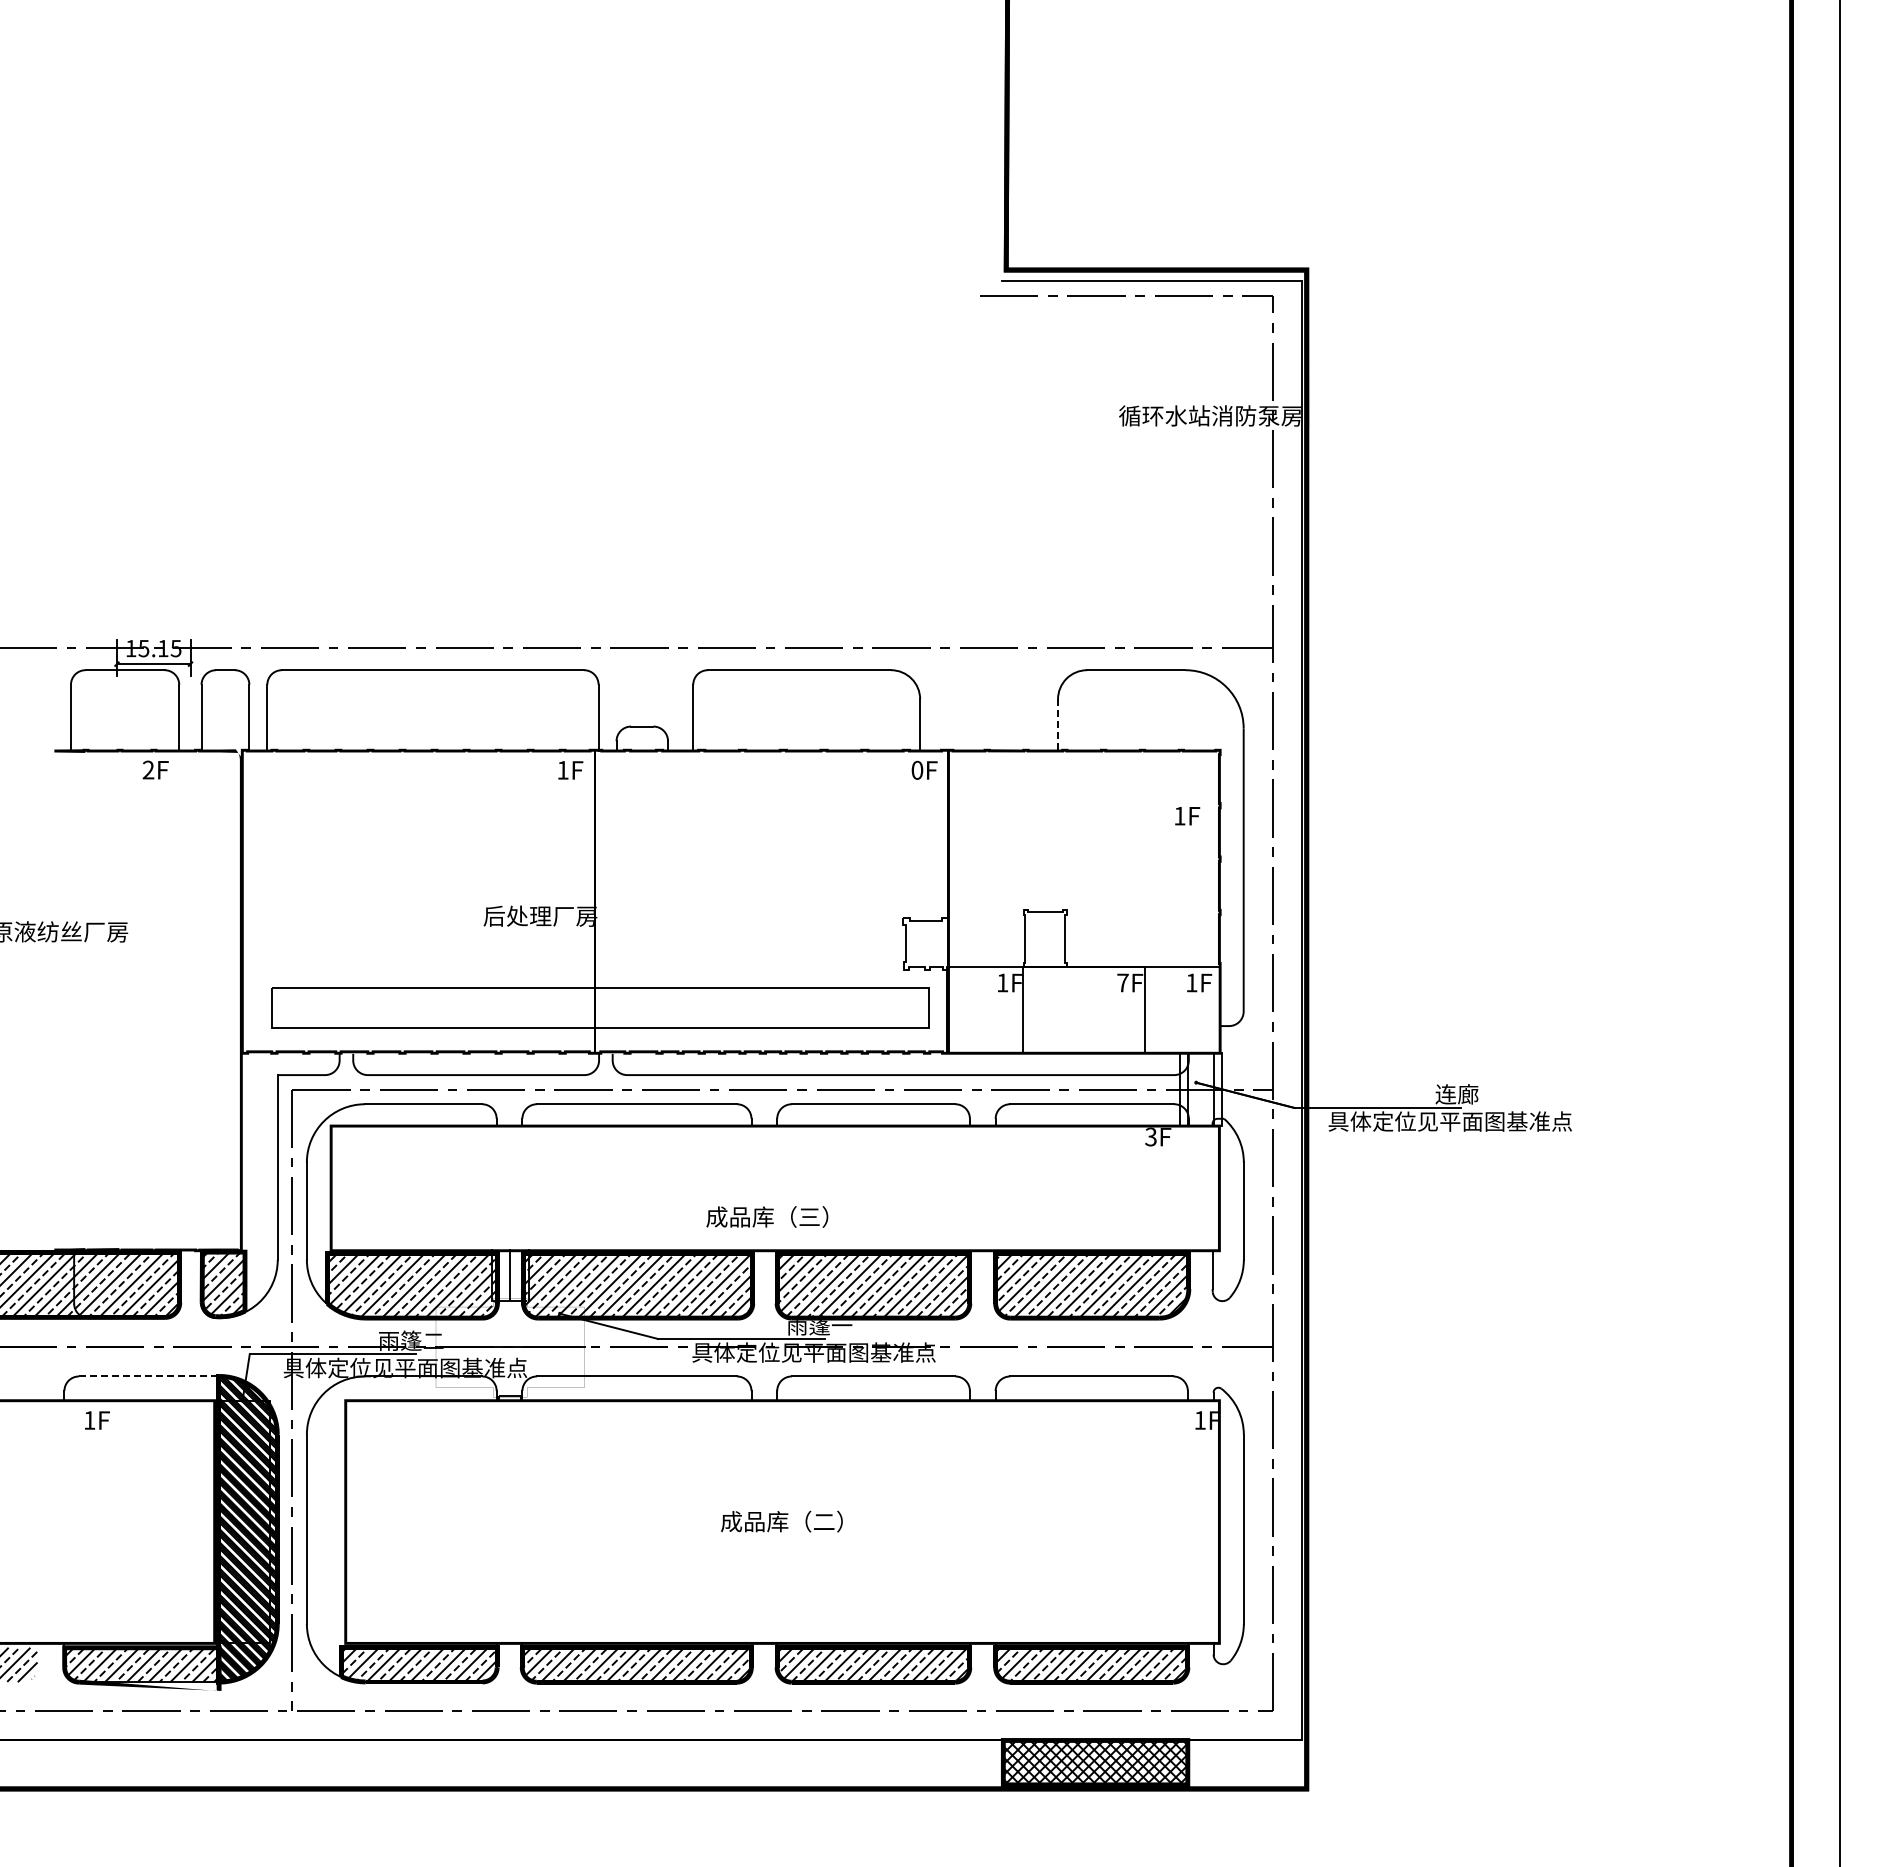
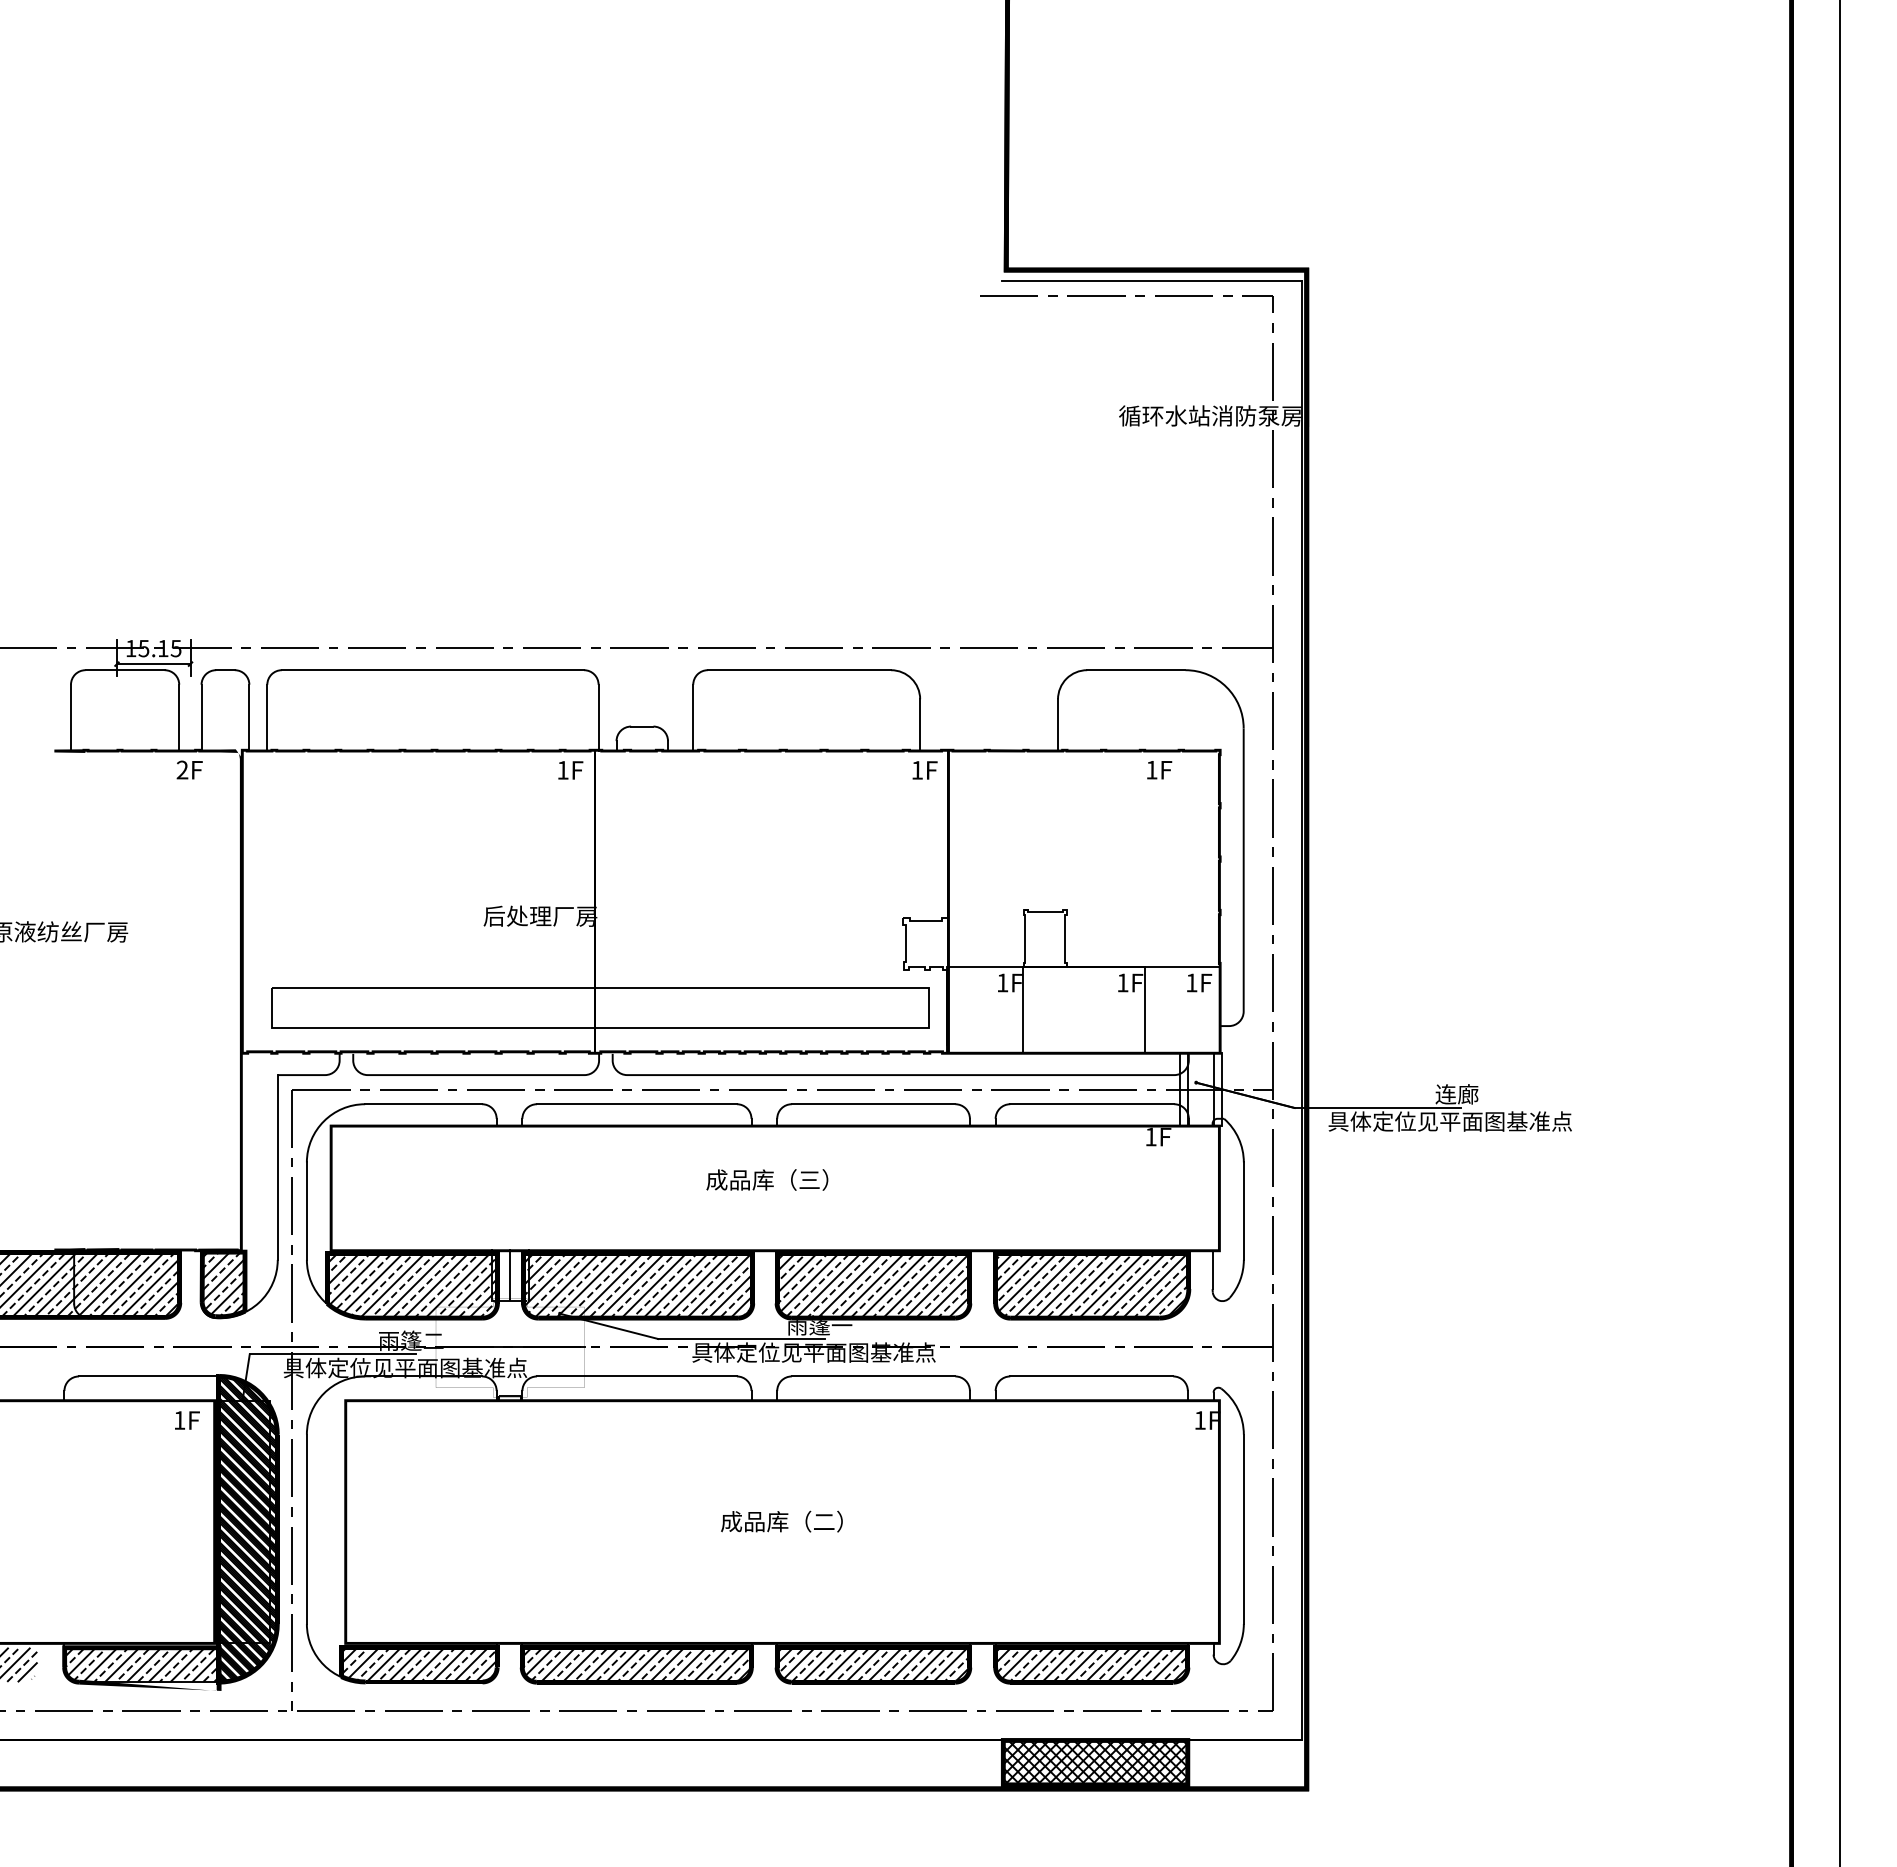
line: dashed -> solid (1058, 725)
text position: (155, 769) -> (189, 769) (189, 769)
text: 0F -> 1F (917, 769)
text position: (1187, 816) -> (1159, 770) (1159, 770)
text: 7F -> 1F (1122, 982)
text: 3F -> 1F (1150, 1136)
text position: (767, 1216) -> (767, 1179) (767, 1179)
line: dashed -> solid (149, 1376)
text position: (97, 1420) -> (187, 1420) (187, 1420)
